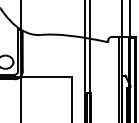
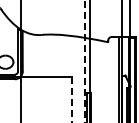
line: solid -> dashed (85, 61)
line: solid -> dashed (71, 99)
